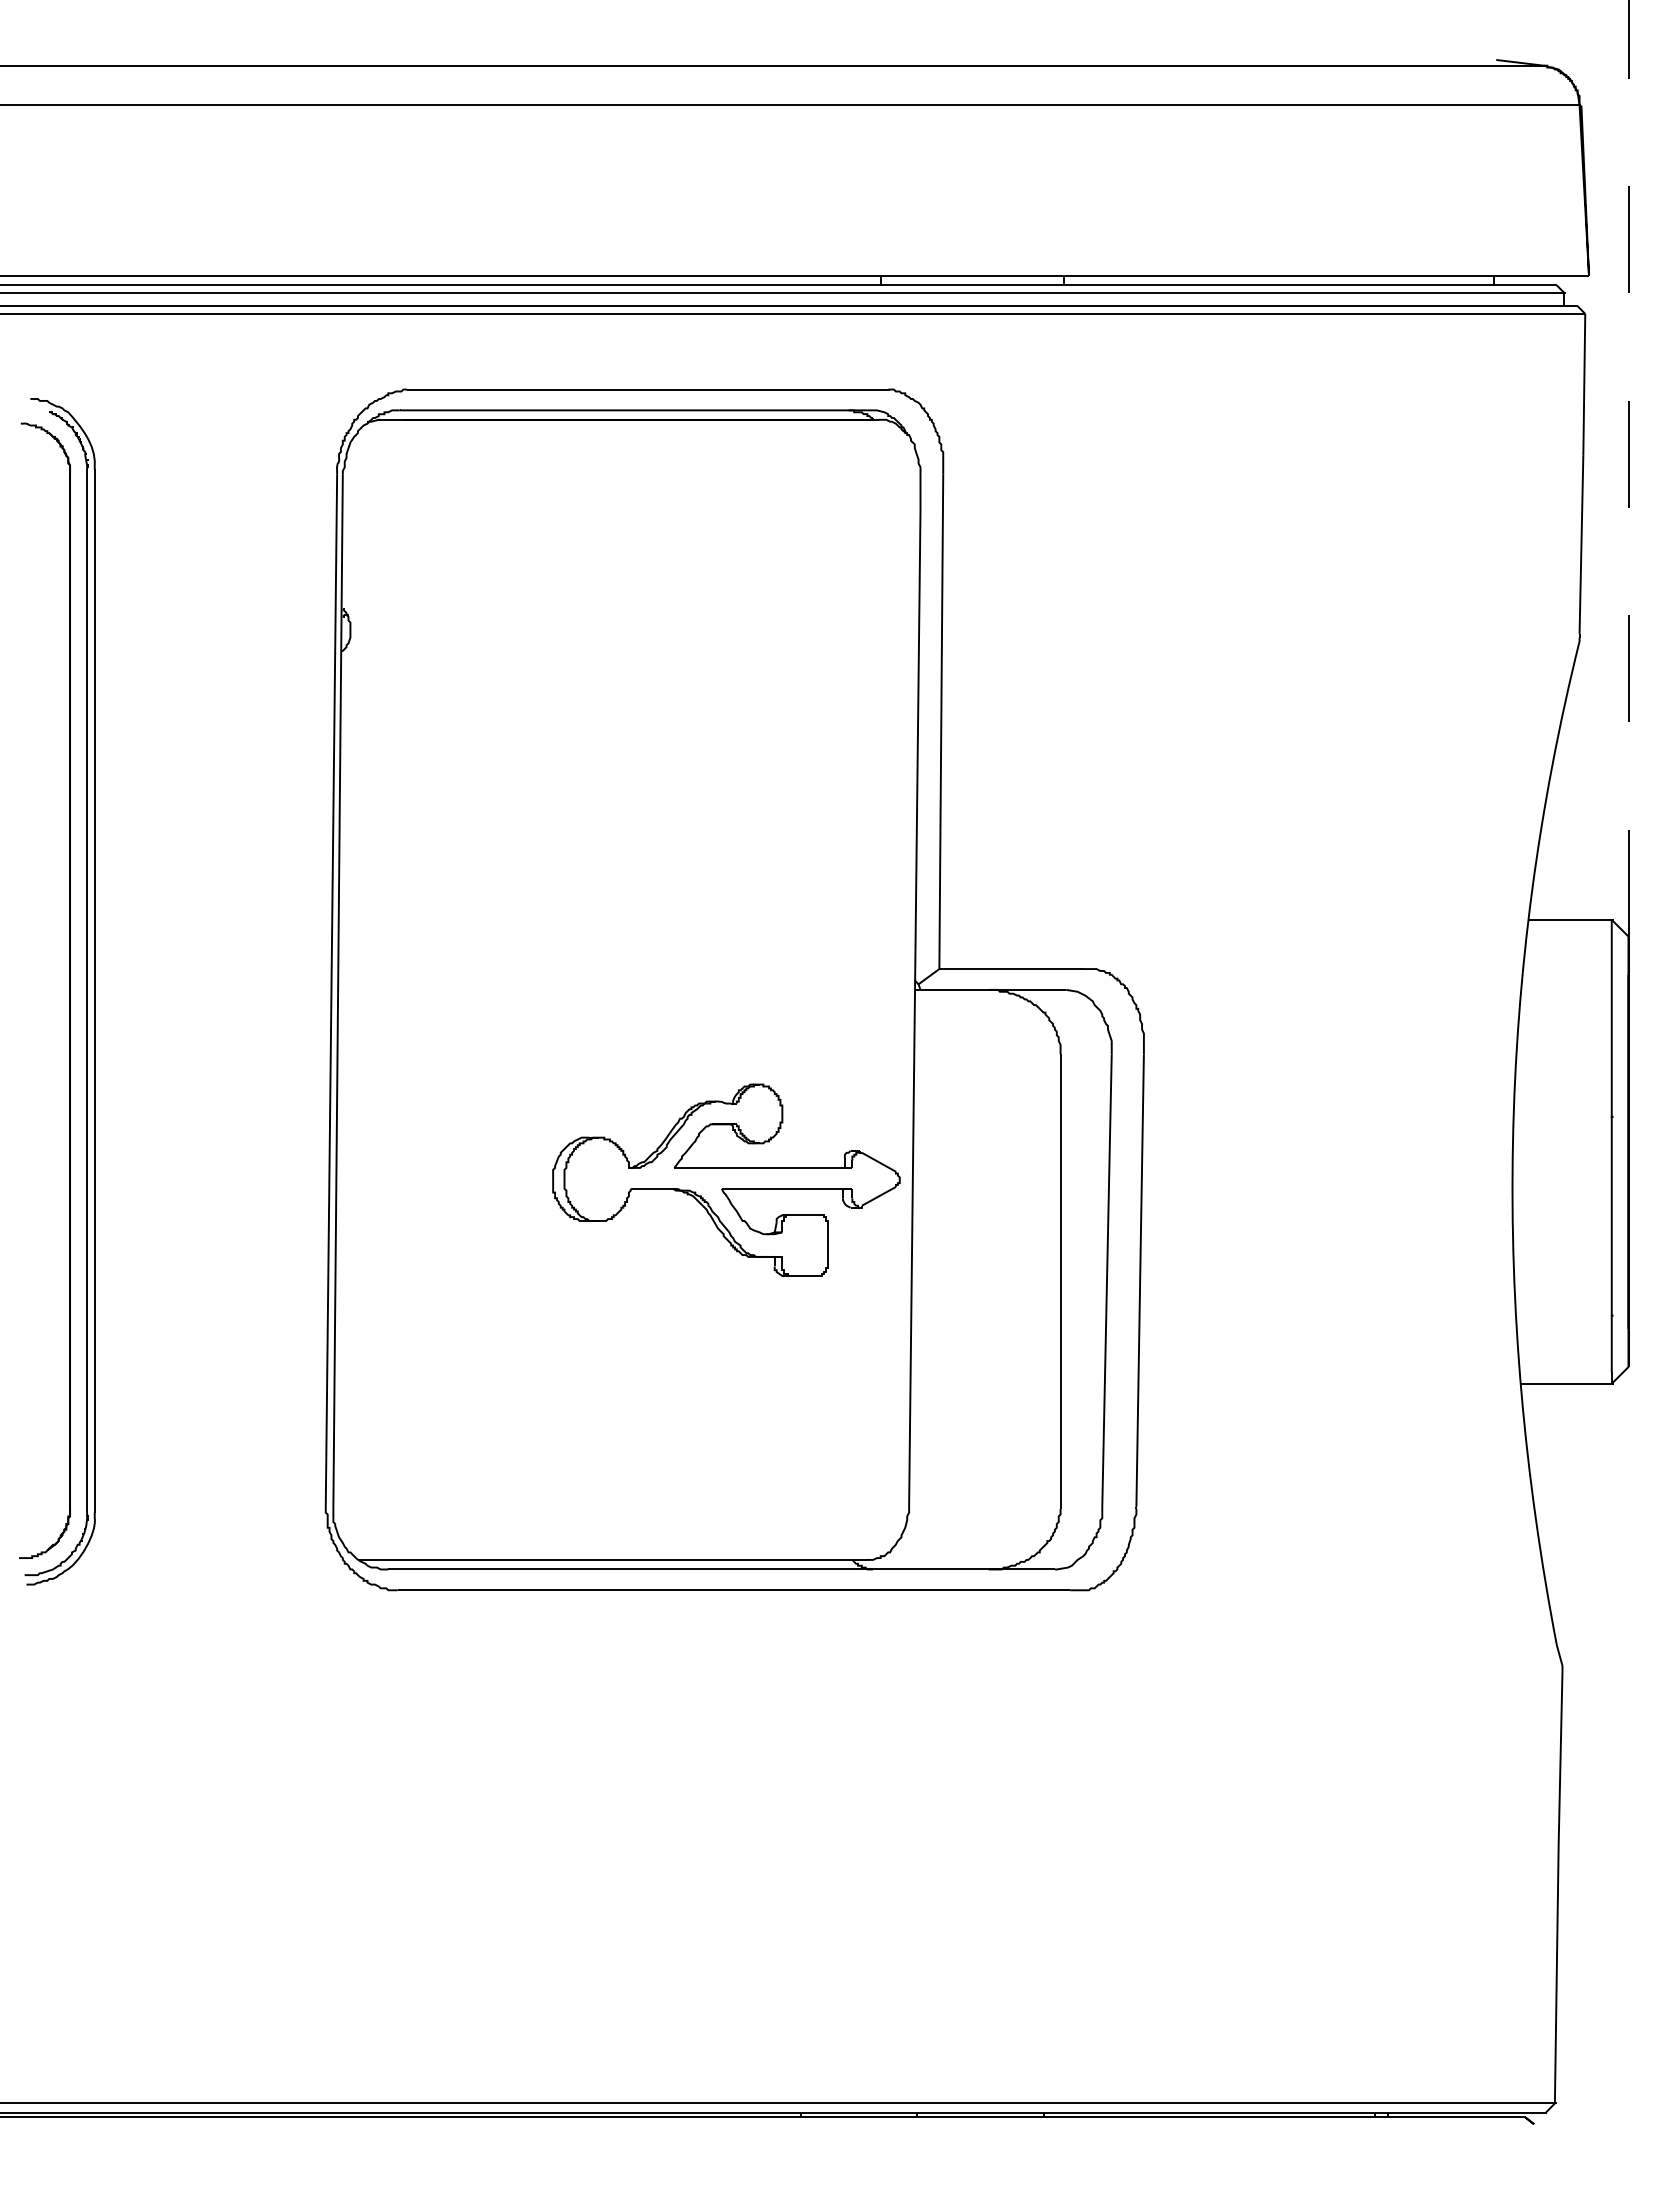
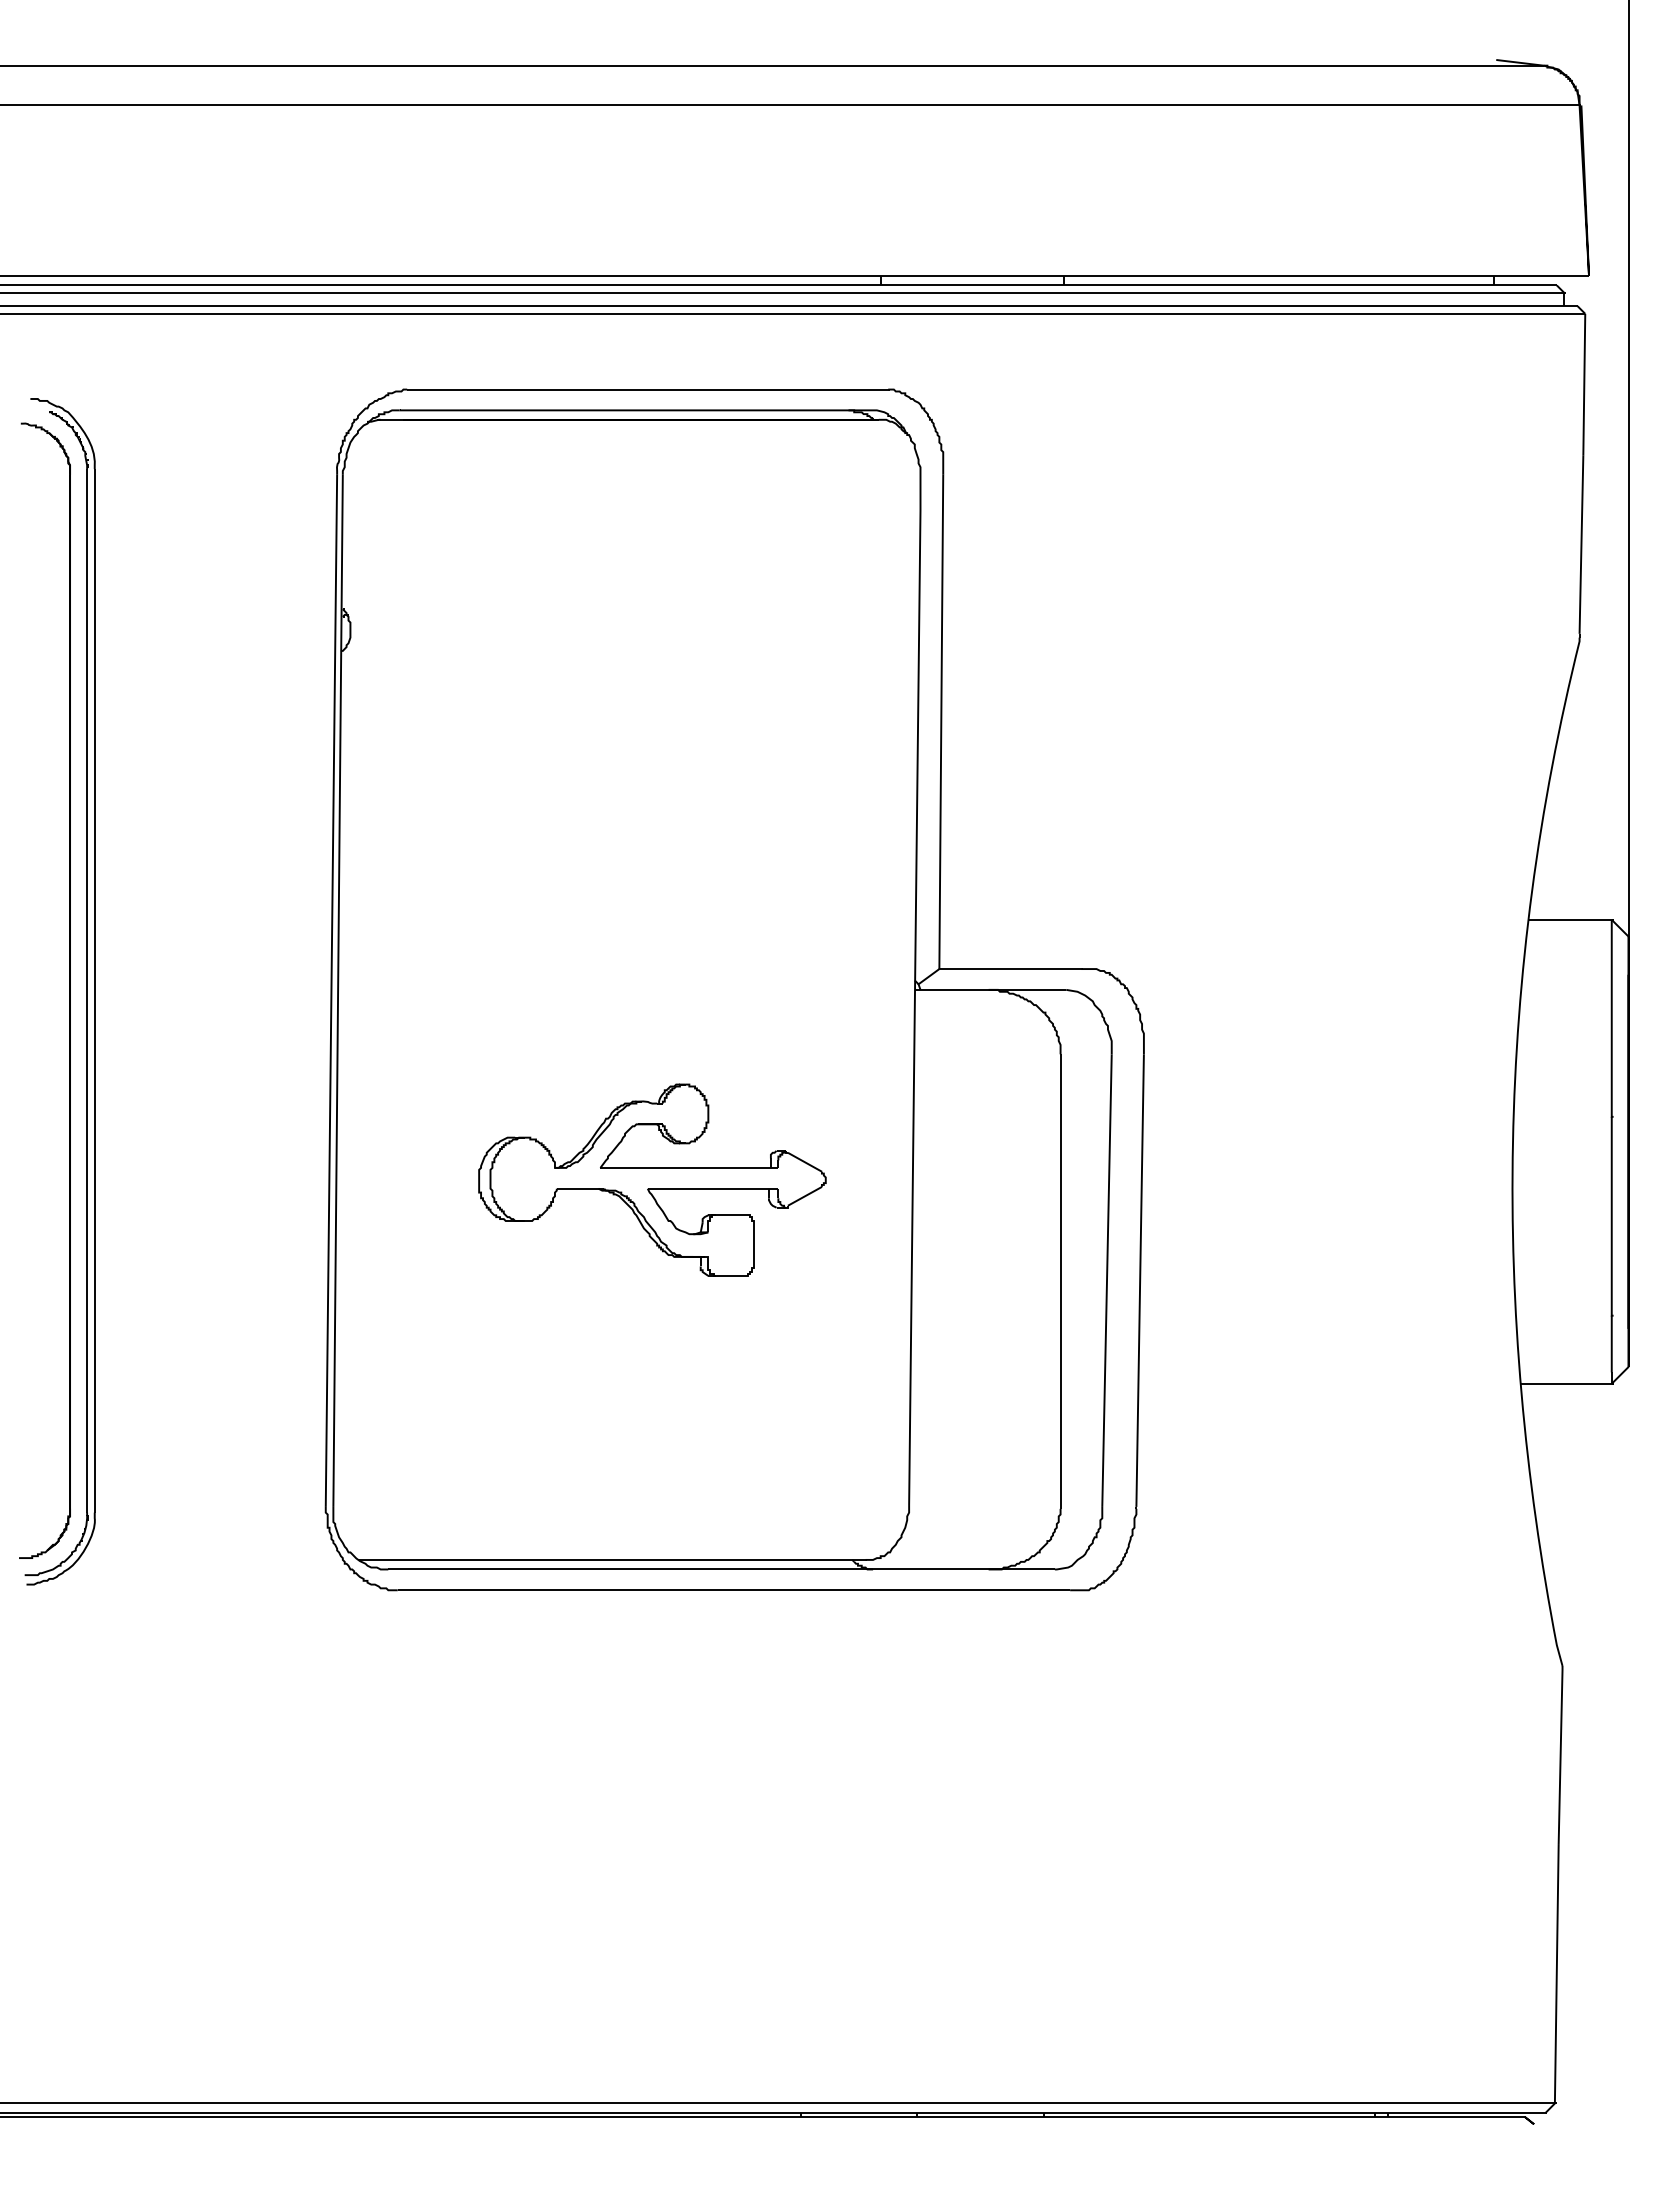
line: dashed -> solid (1628, 467)
part position: (726, 1179) -> (652, 1179) (652, 1179)
